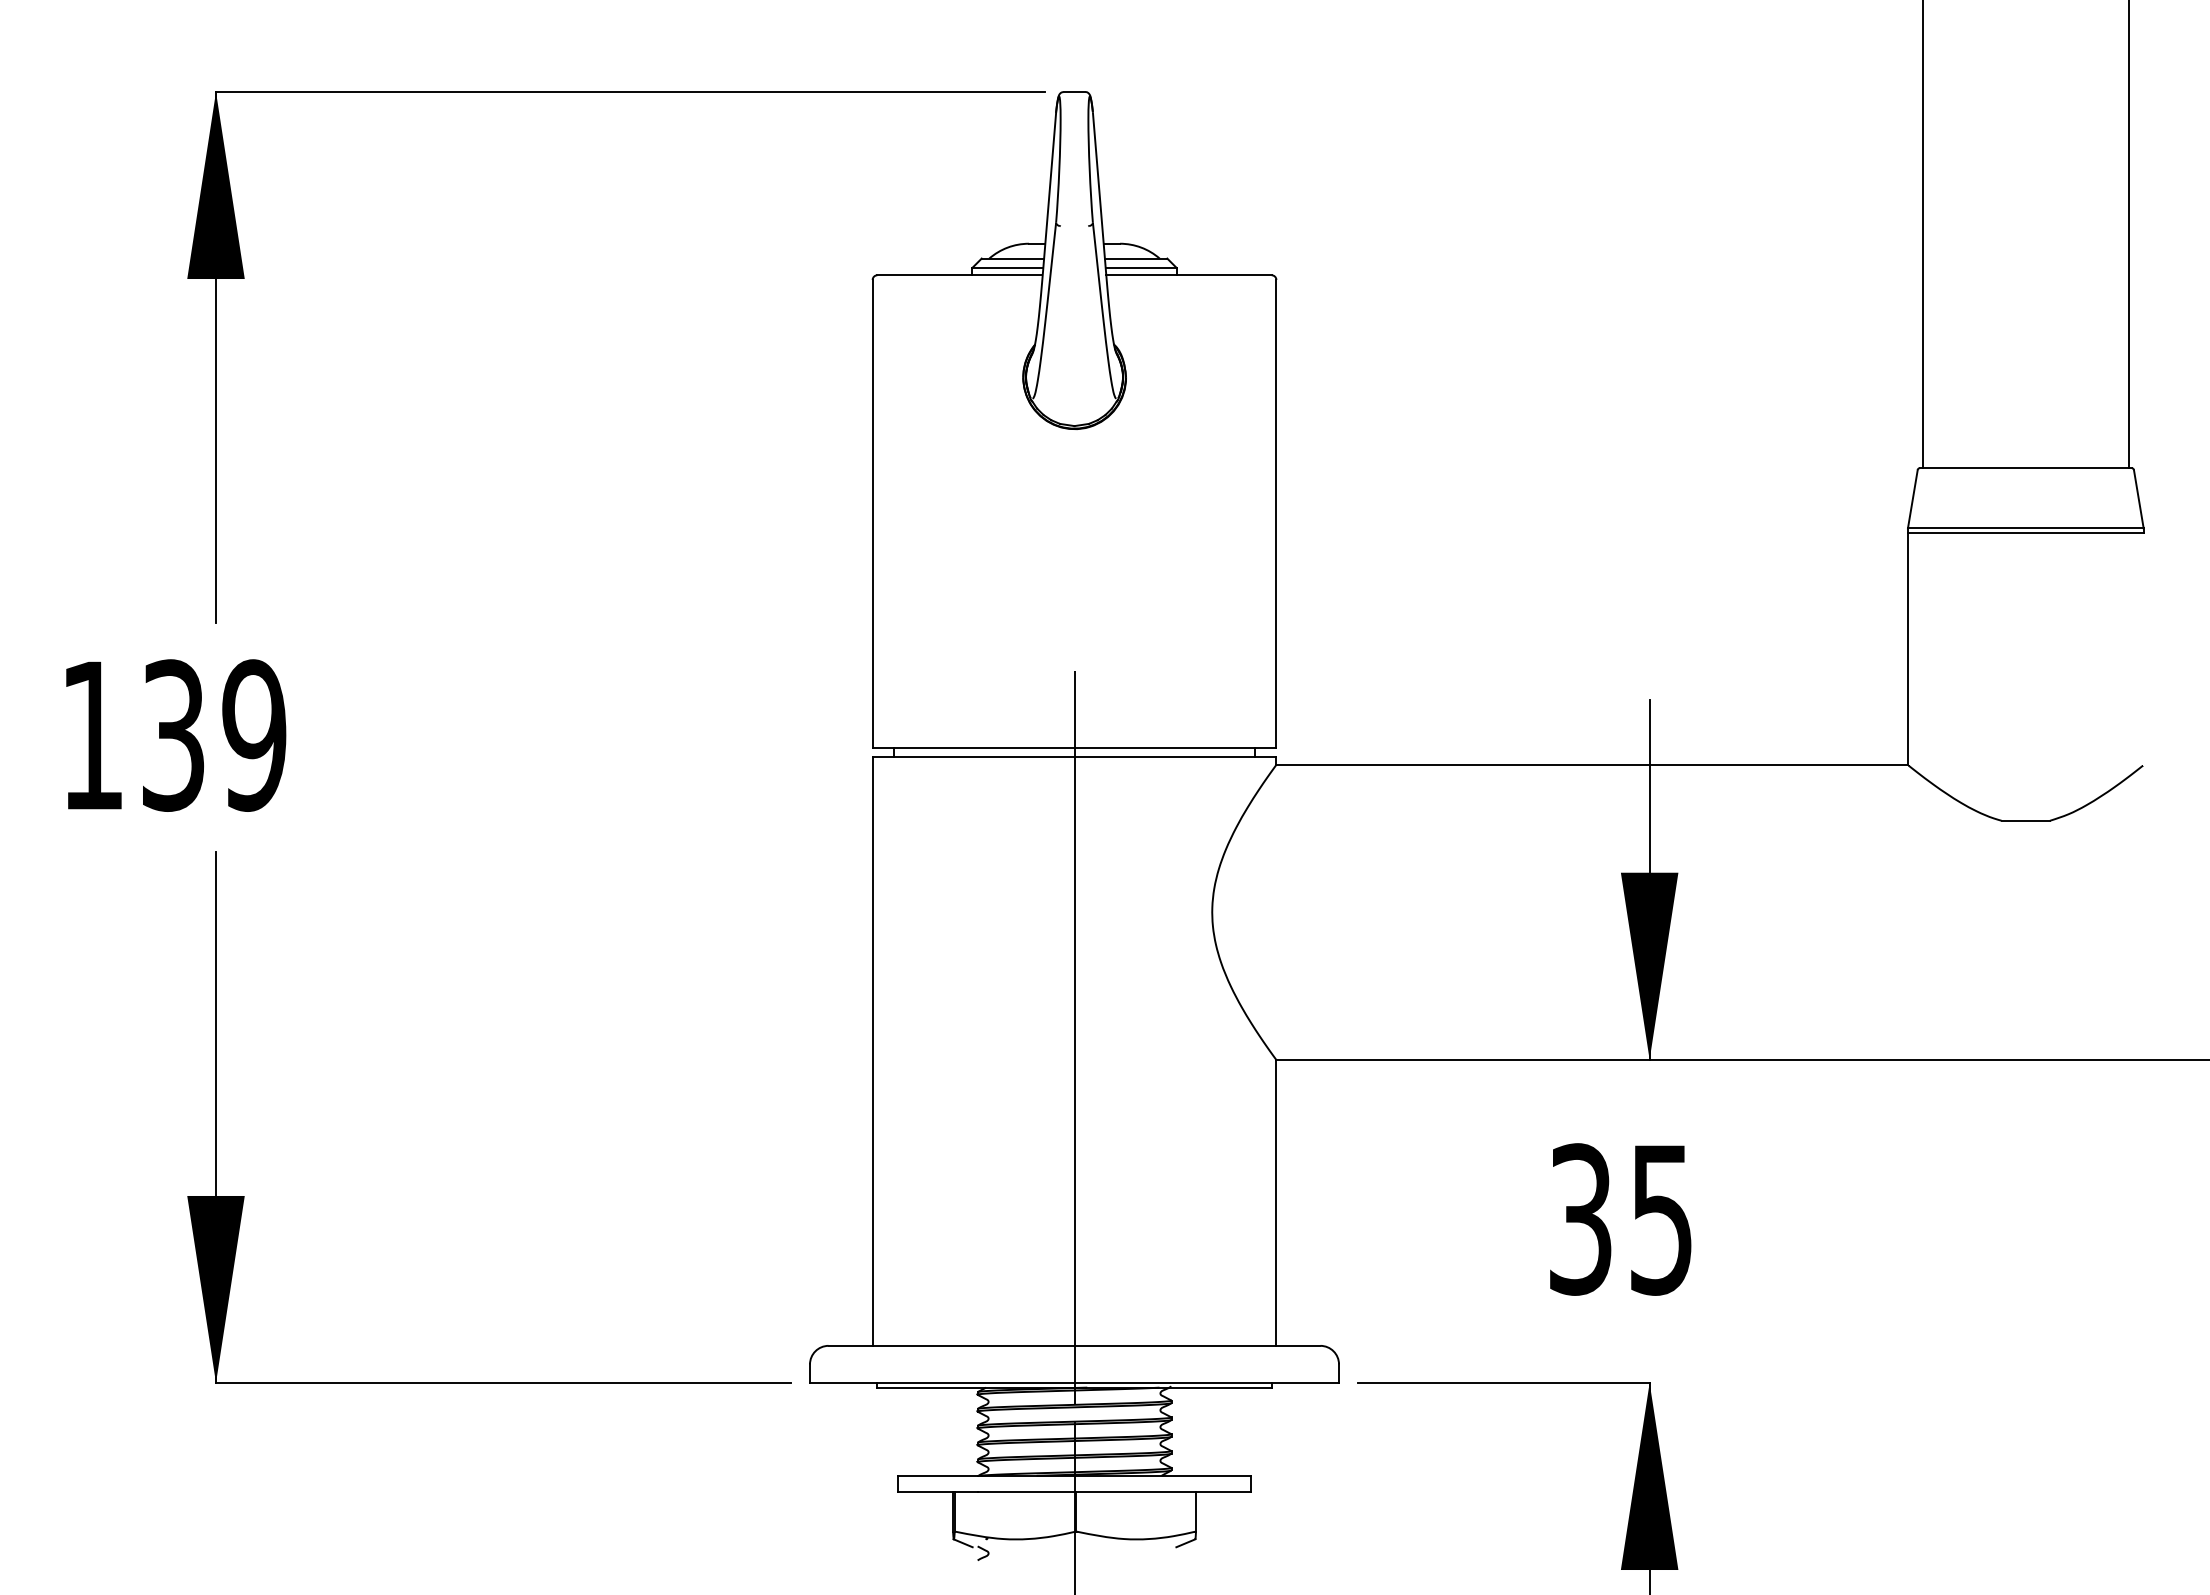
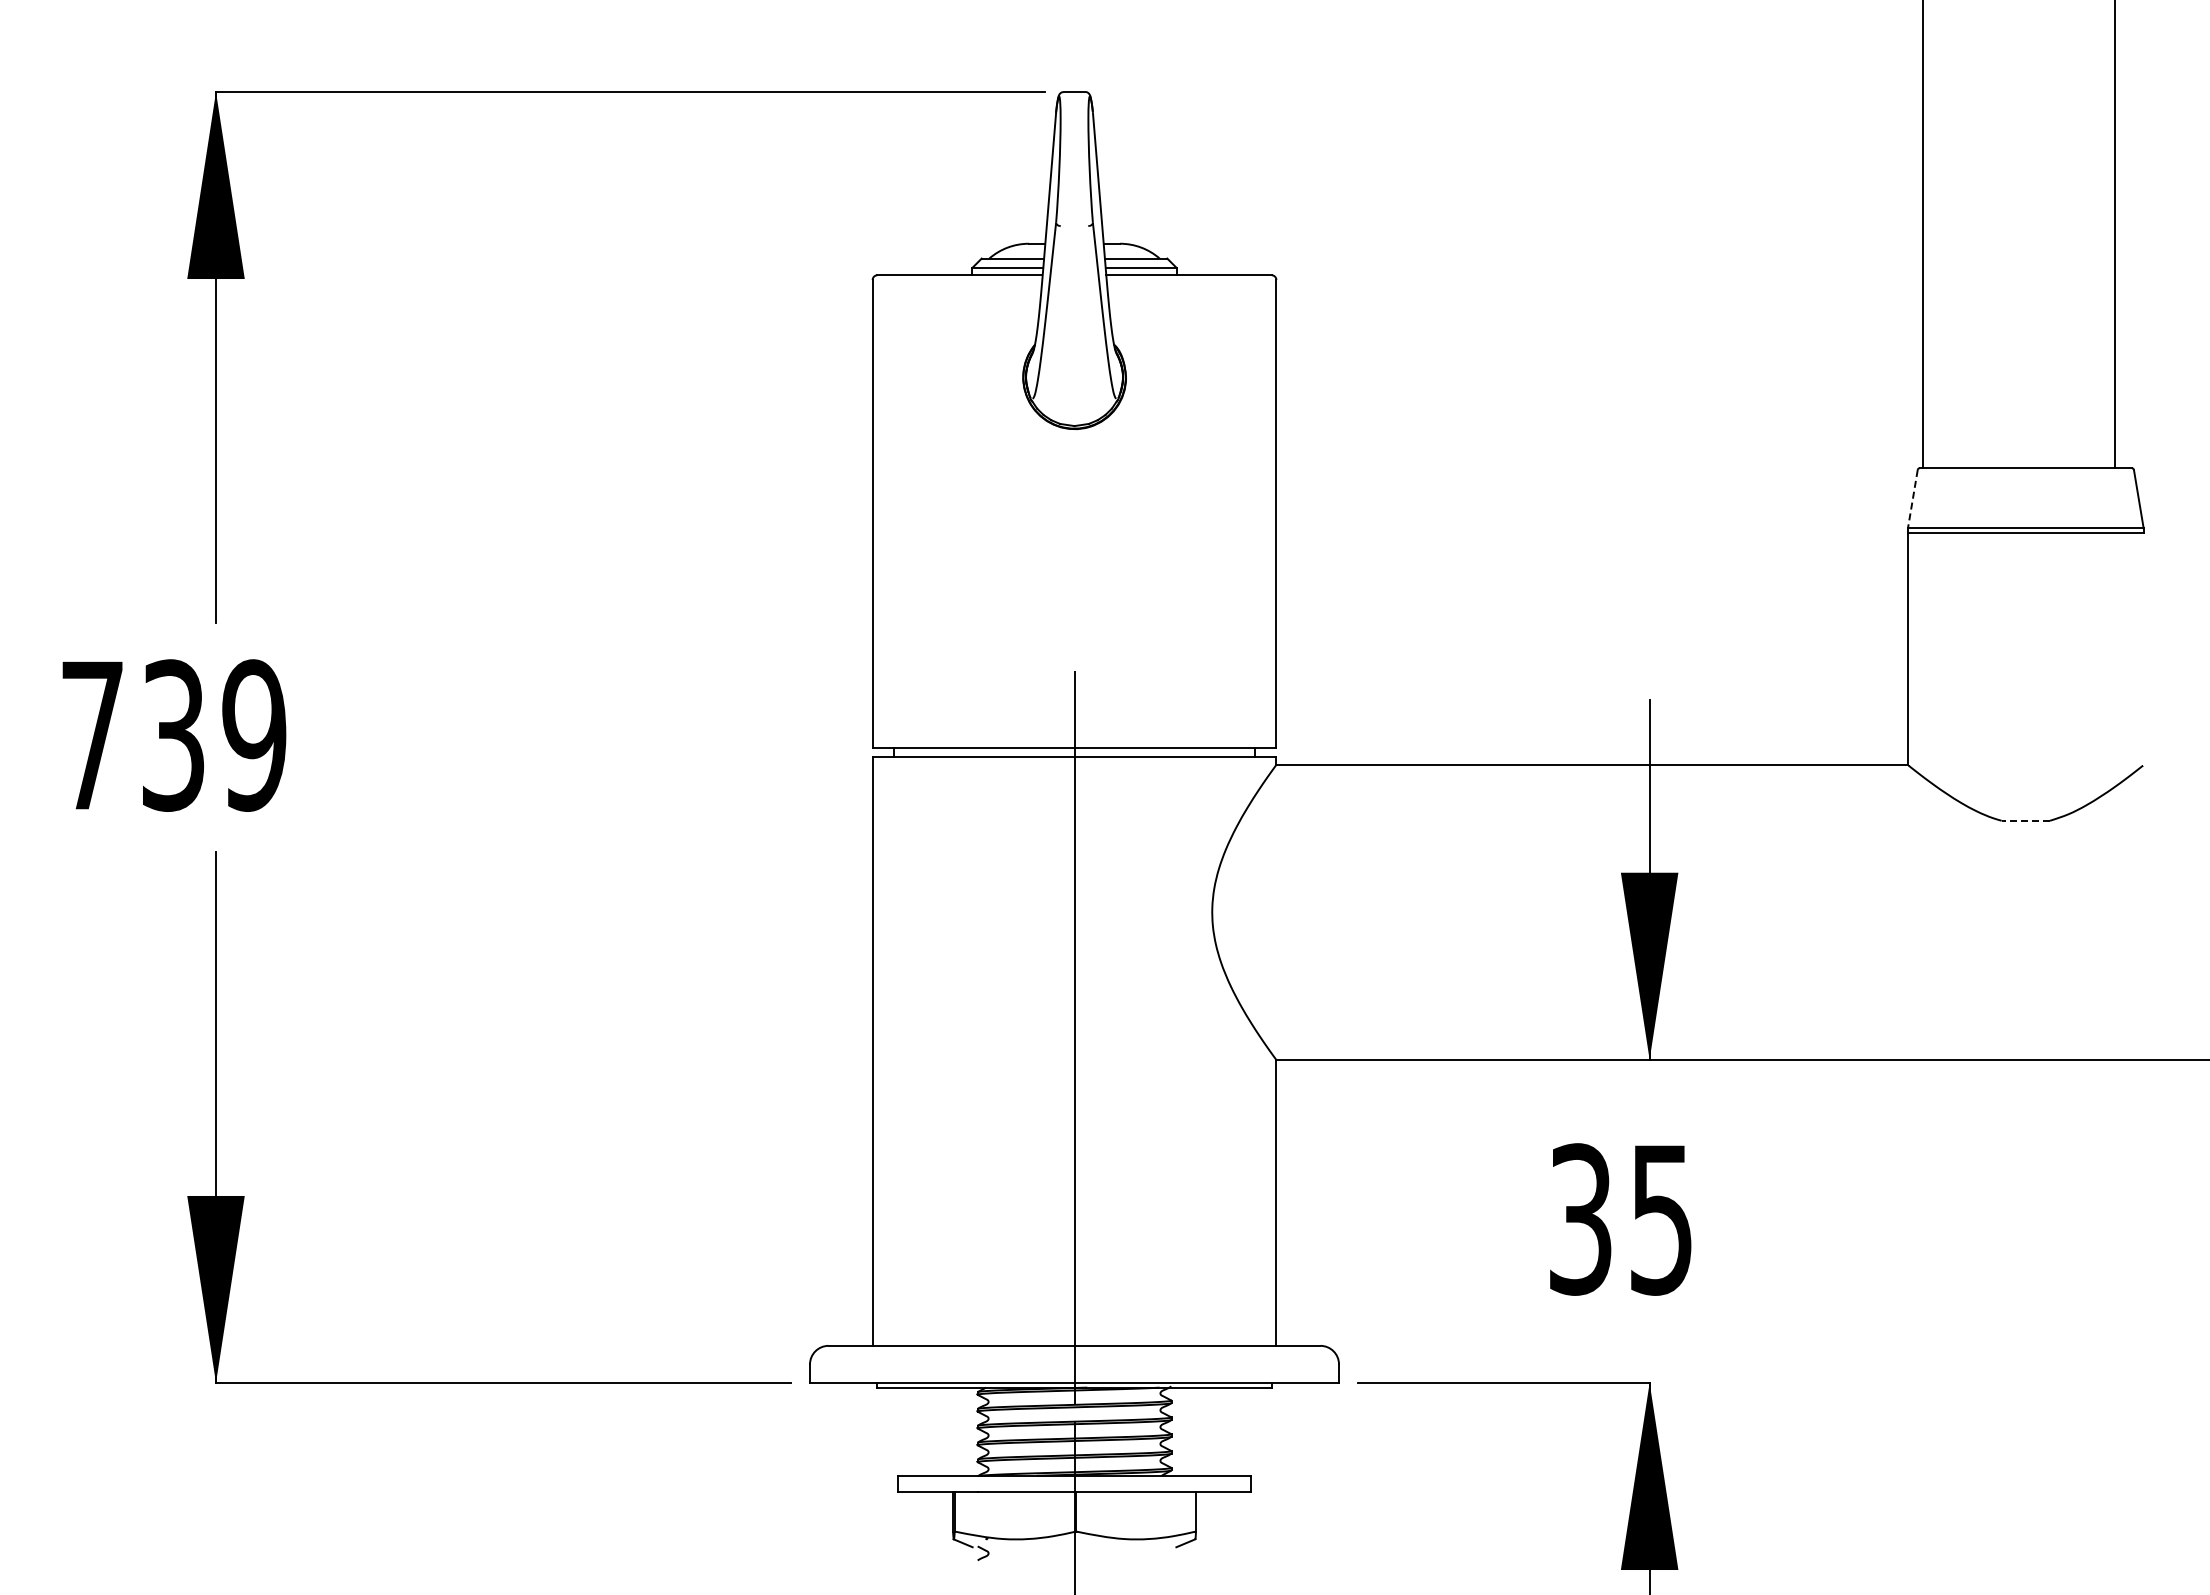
line position: (2128, 235) -> (2114, 235) (2114, 235)
line: solid -> dashed (1912, 499)
text: 139 -> 739 (92, 735)
line: solid -> dashed (2025, 820)
